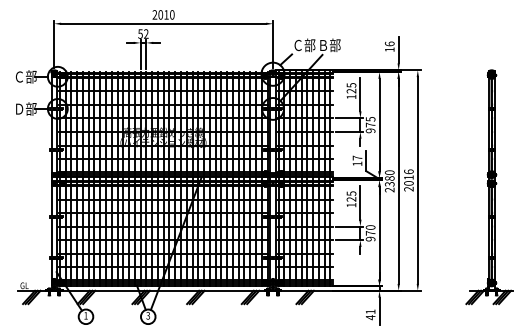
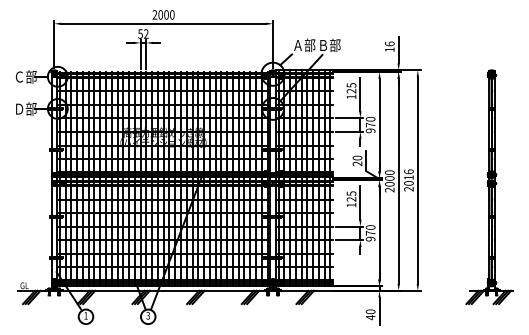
text: 2010 -> 2000 (166, 14)
text: Ｃ部 -> Ａ部 (297, 45)
text: 975 -> 970 (370, 118)
text: 17 -> 20 (357, 160)
text: 2380 -> 2000 (389, 181)
text: 41 -> 40 (370, 311)
